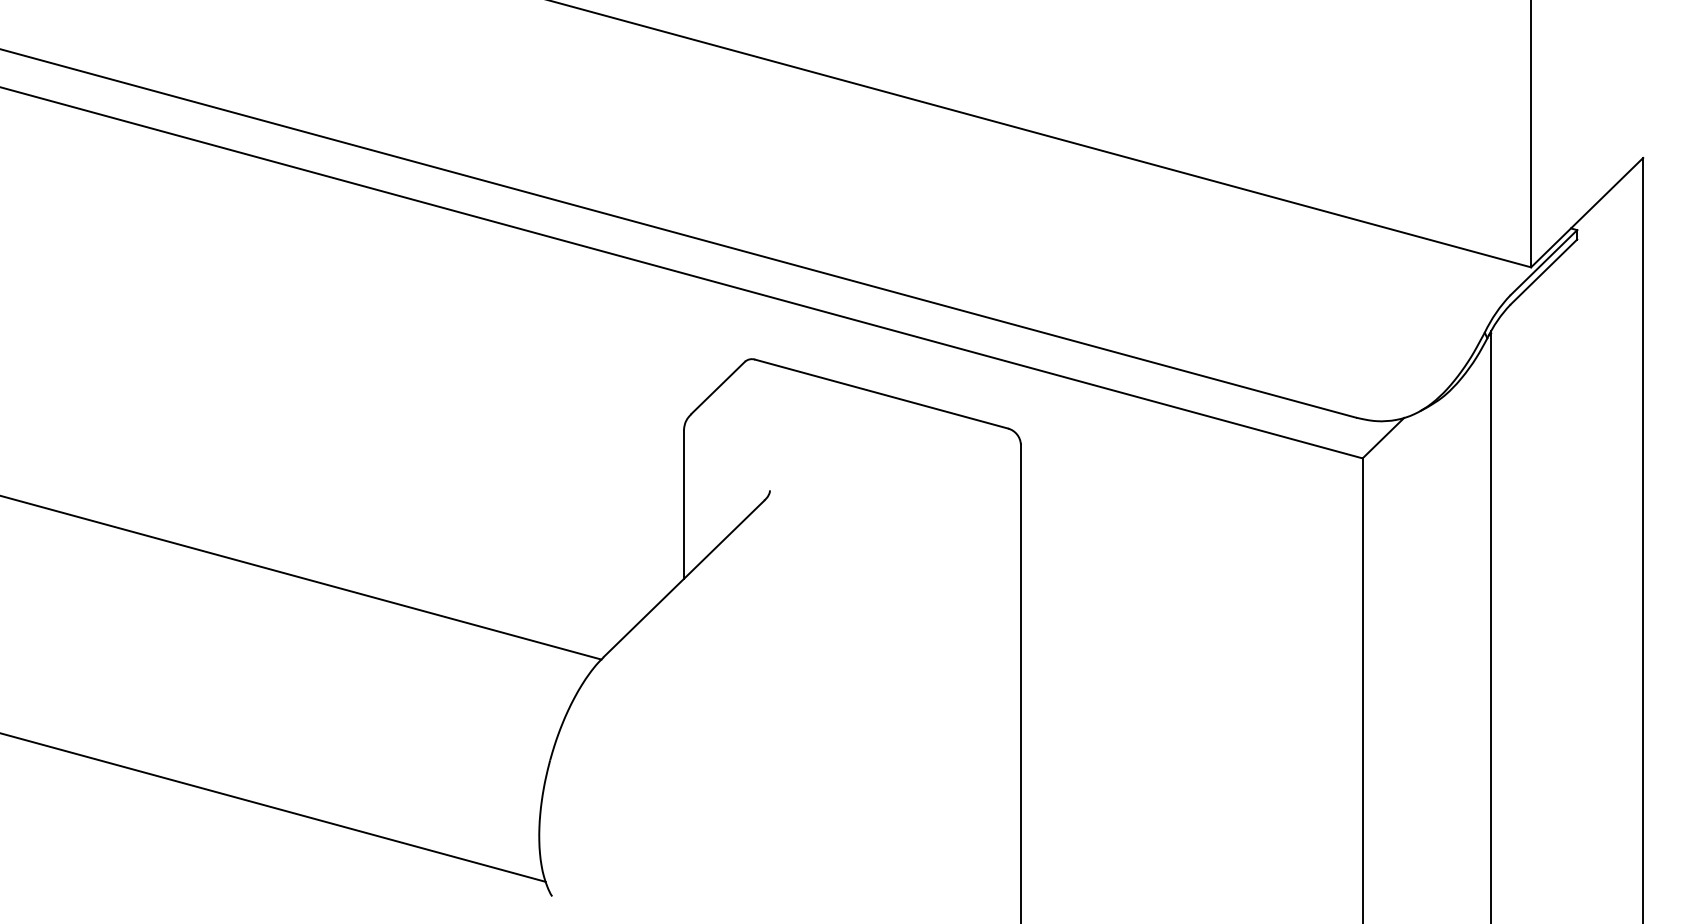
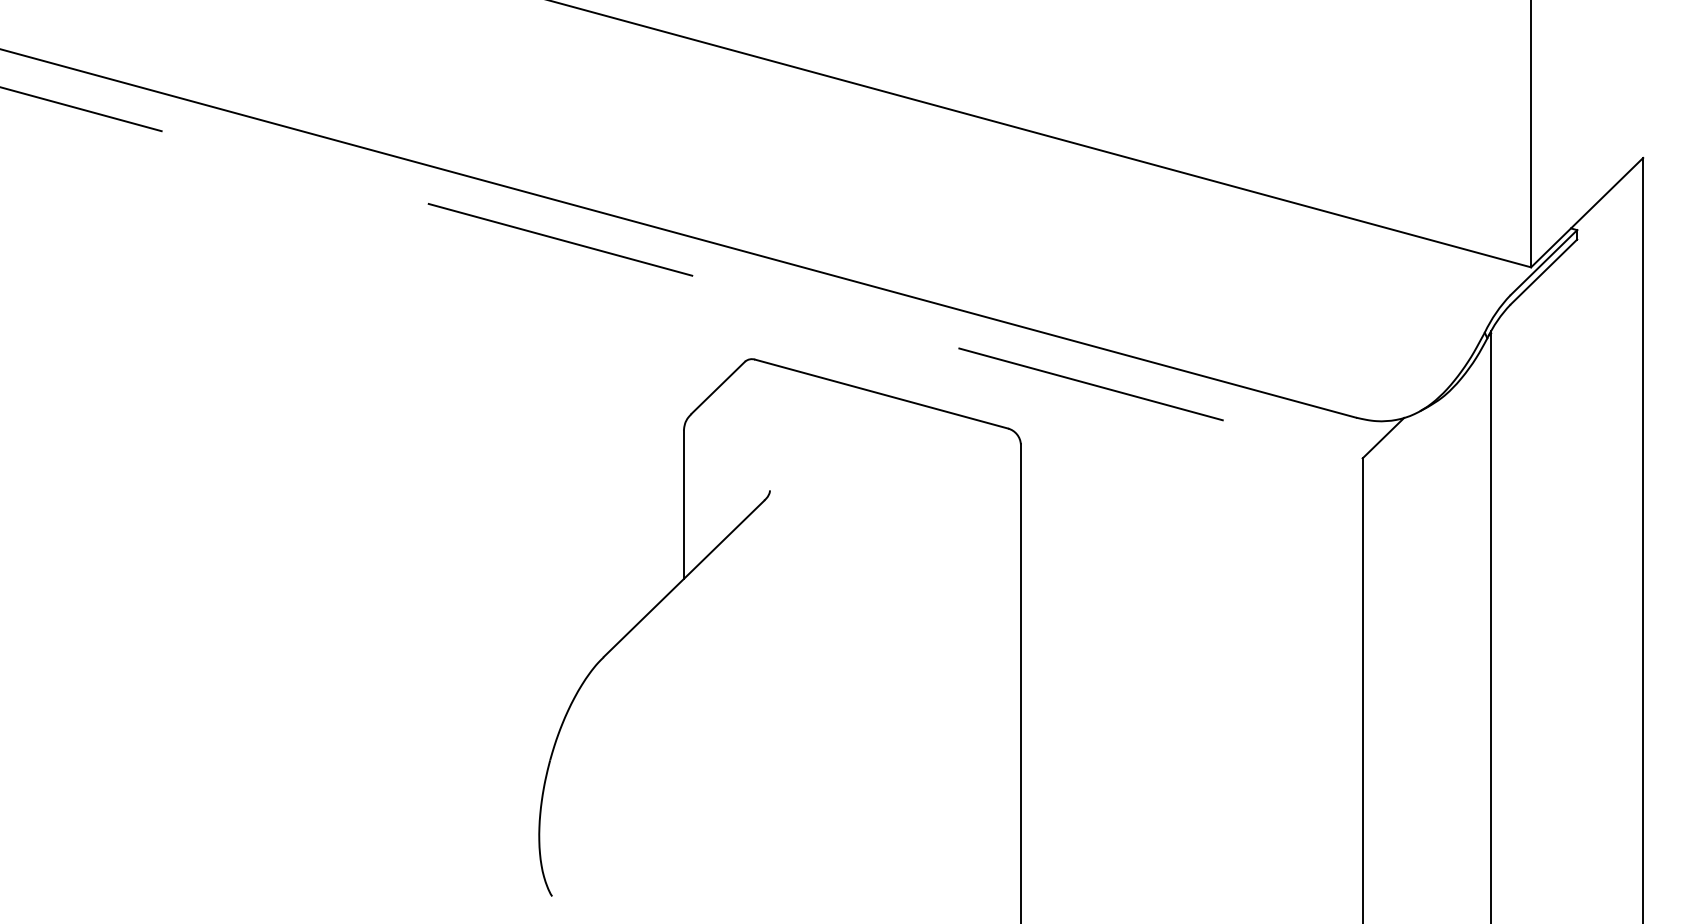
line: solid -> dashed (681, 272)
line: present -> none (301, 577)
line: present -> none (273, 807)
